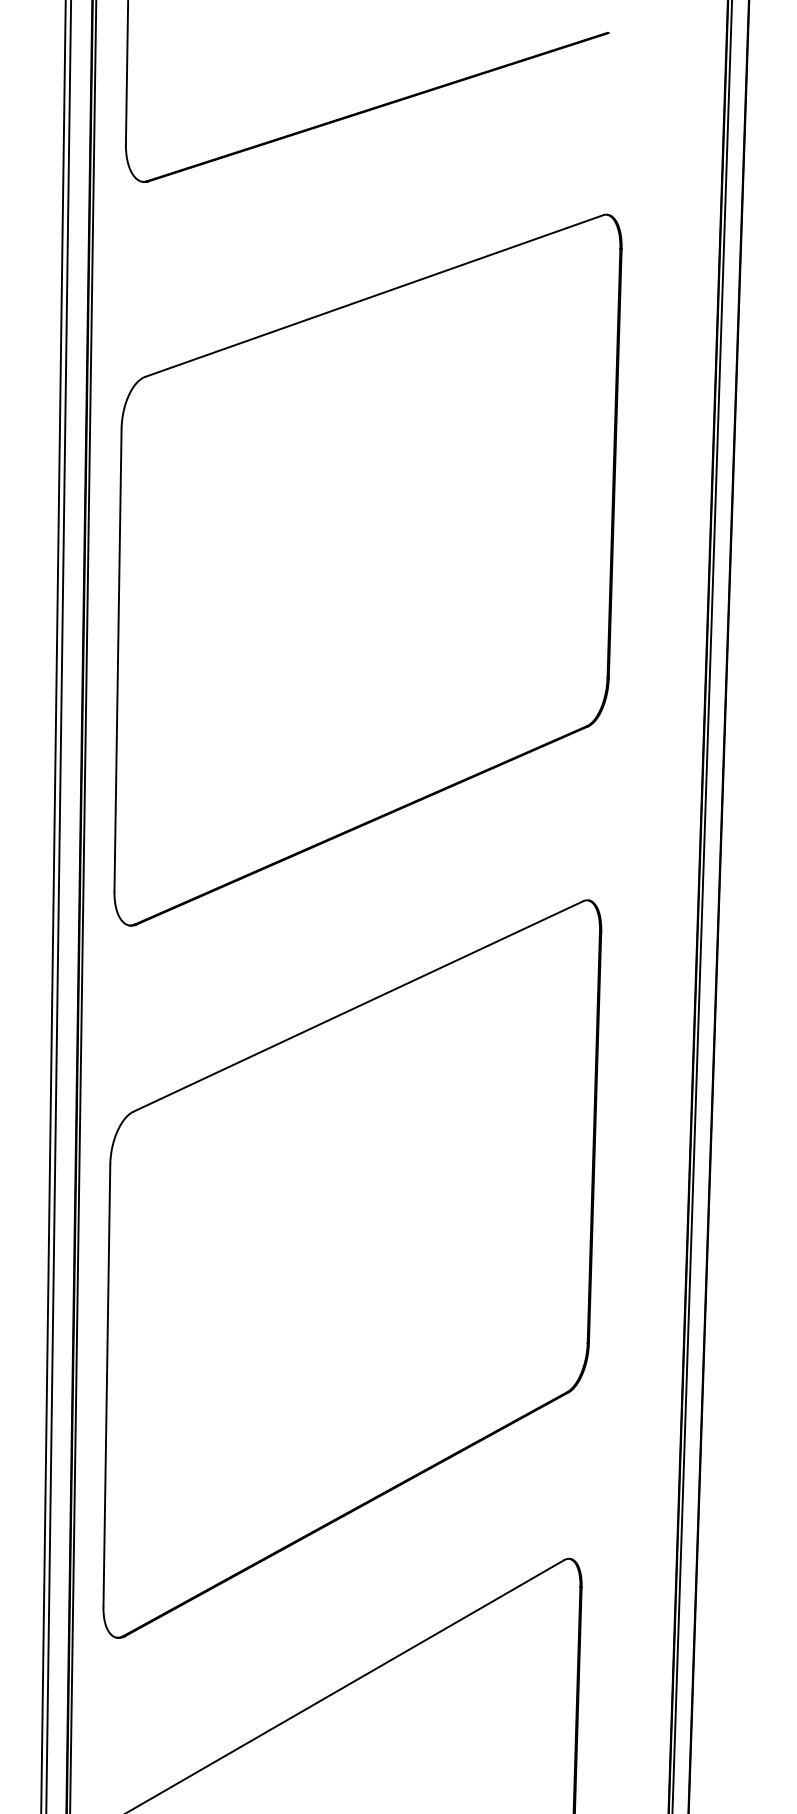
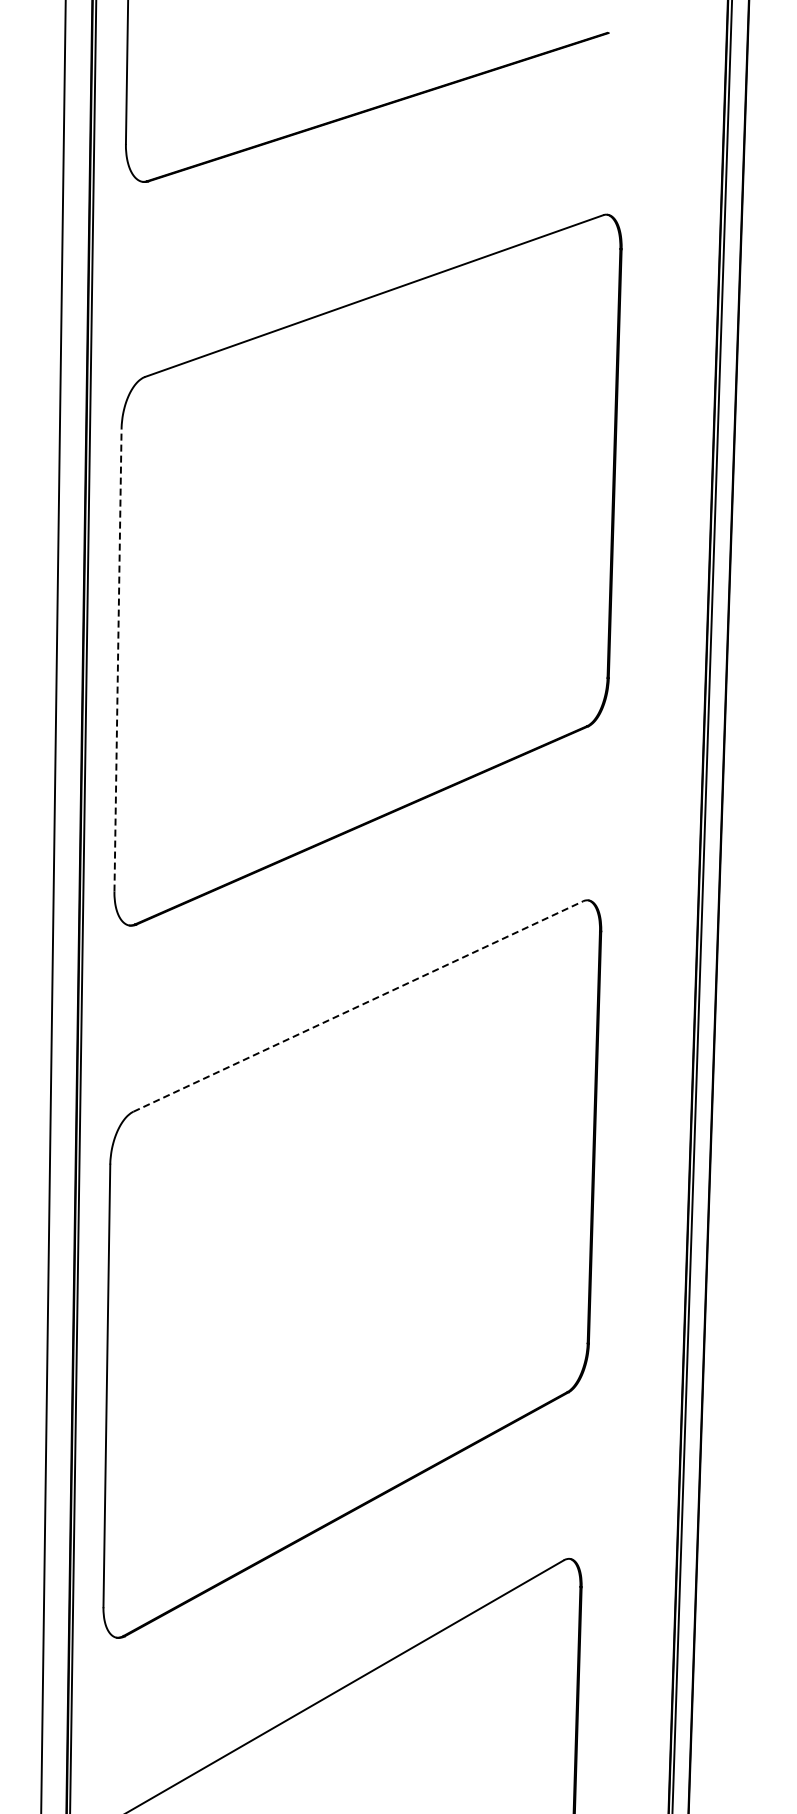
line: solid -> dashed (118, 659)
line: present -> none (58, 906)
line: solid -> dashed (358, 1006)
